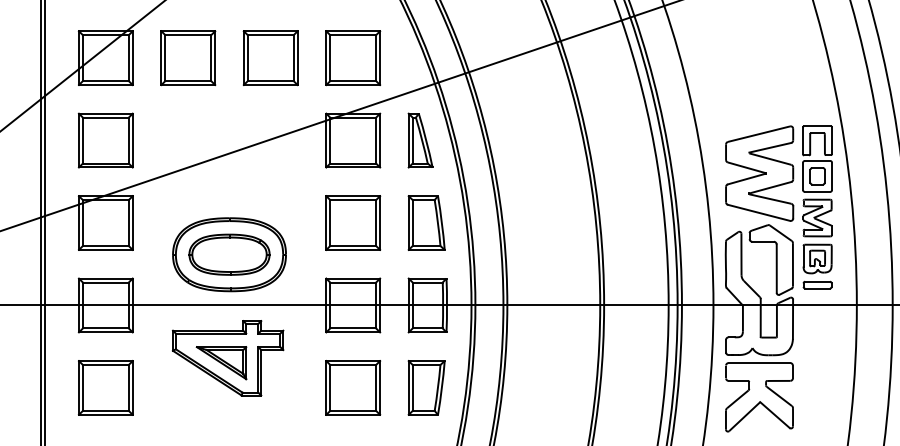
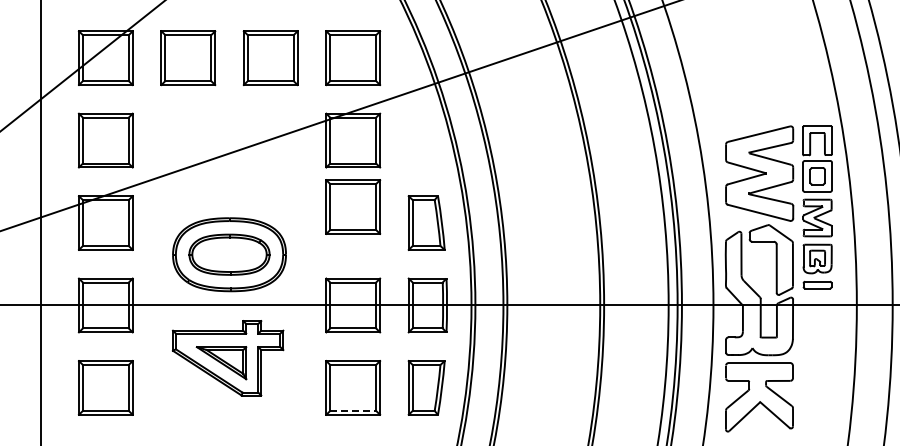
part: present -> none (420, 140)
line: present -> none (44, 222)
part position: (353, 222) -> (353, 206) (353, 206)
line: solid -> dashed (353, 410)
